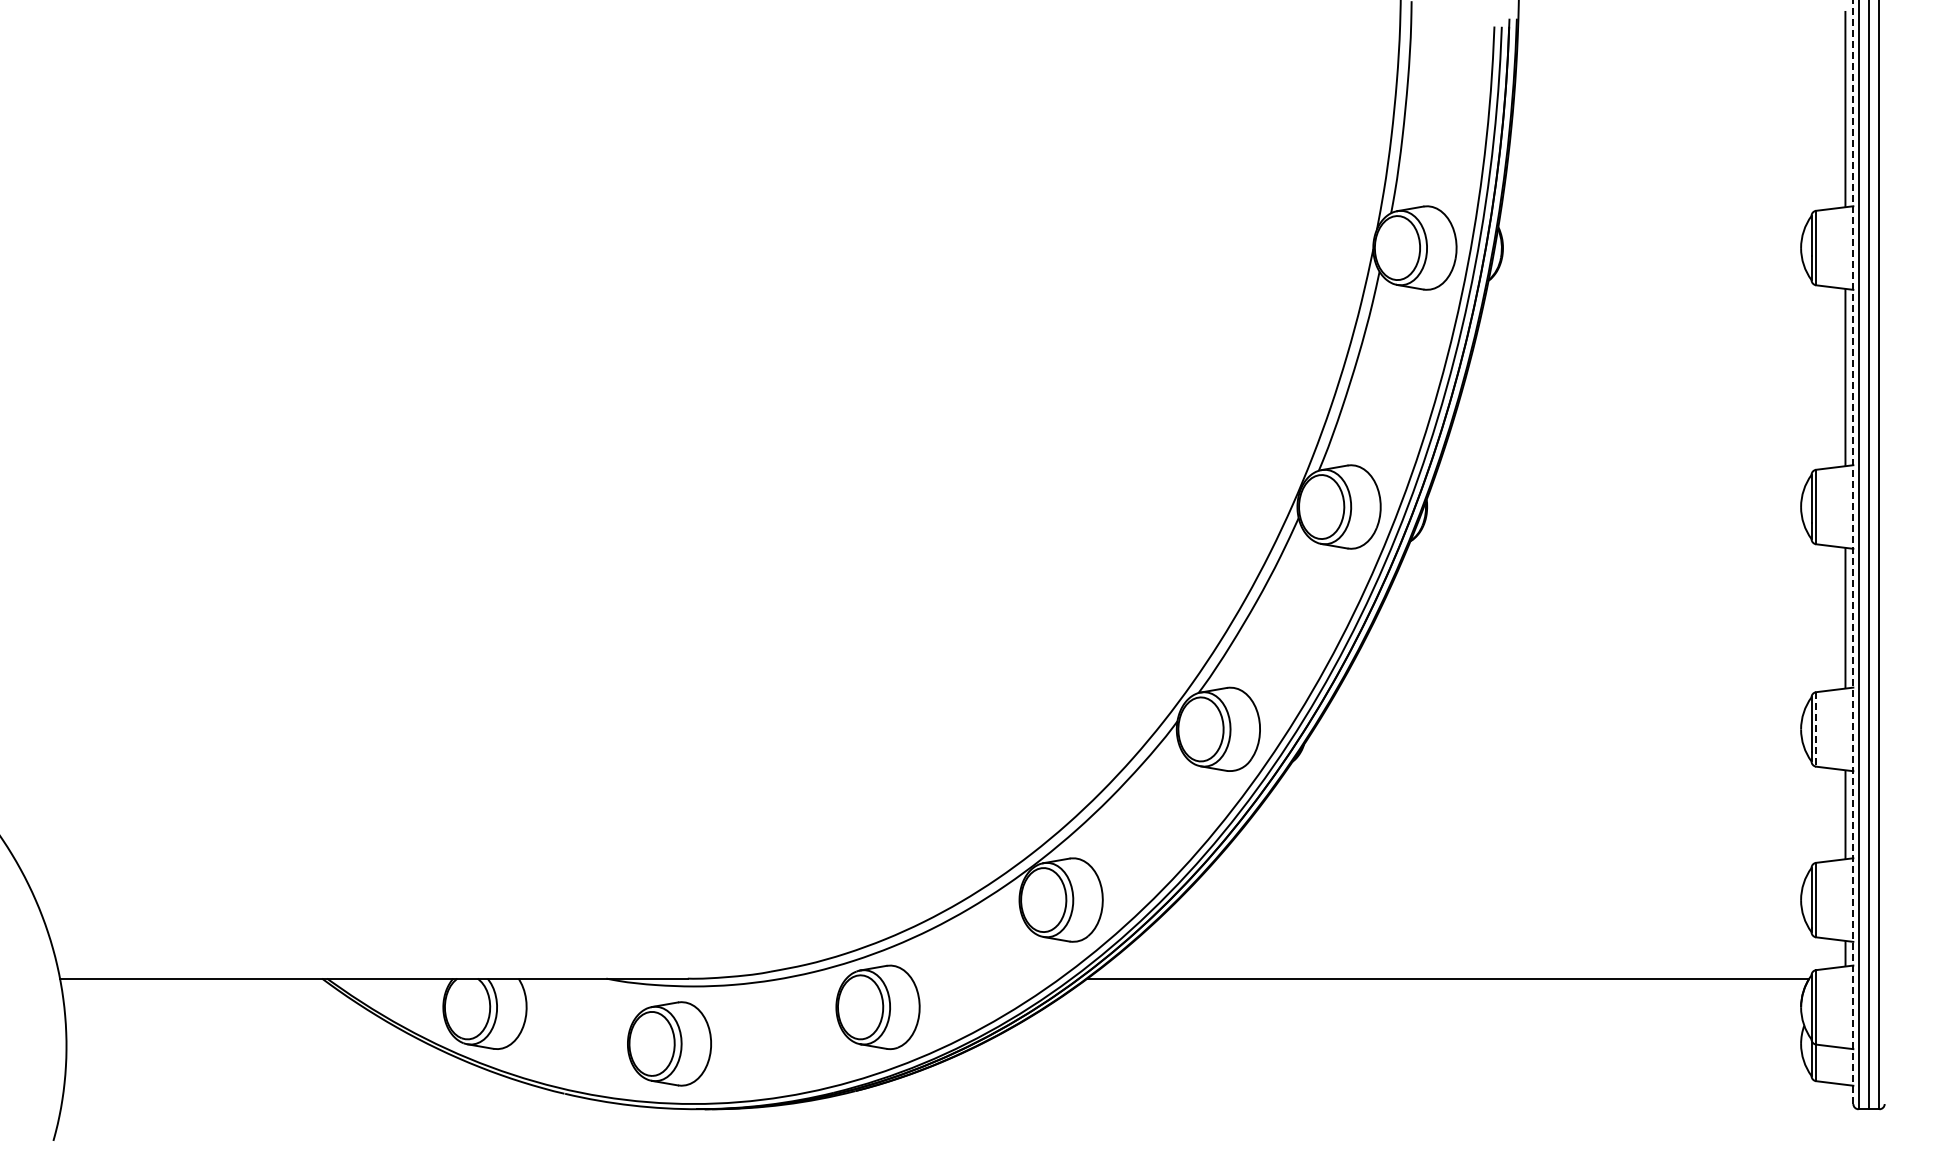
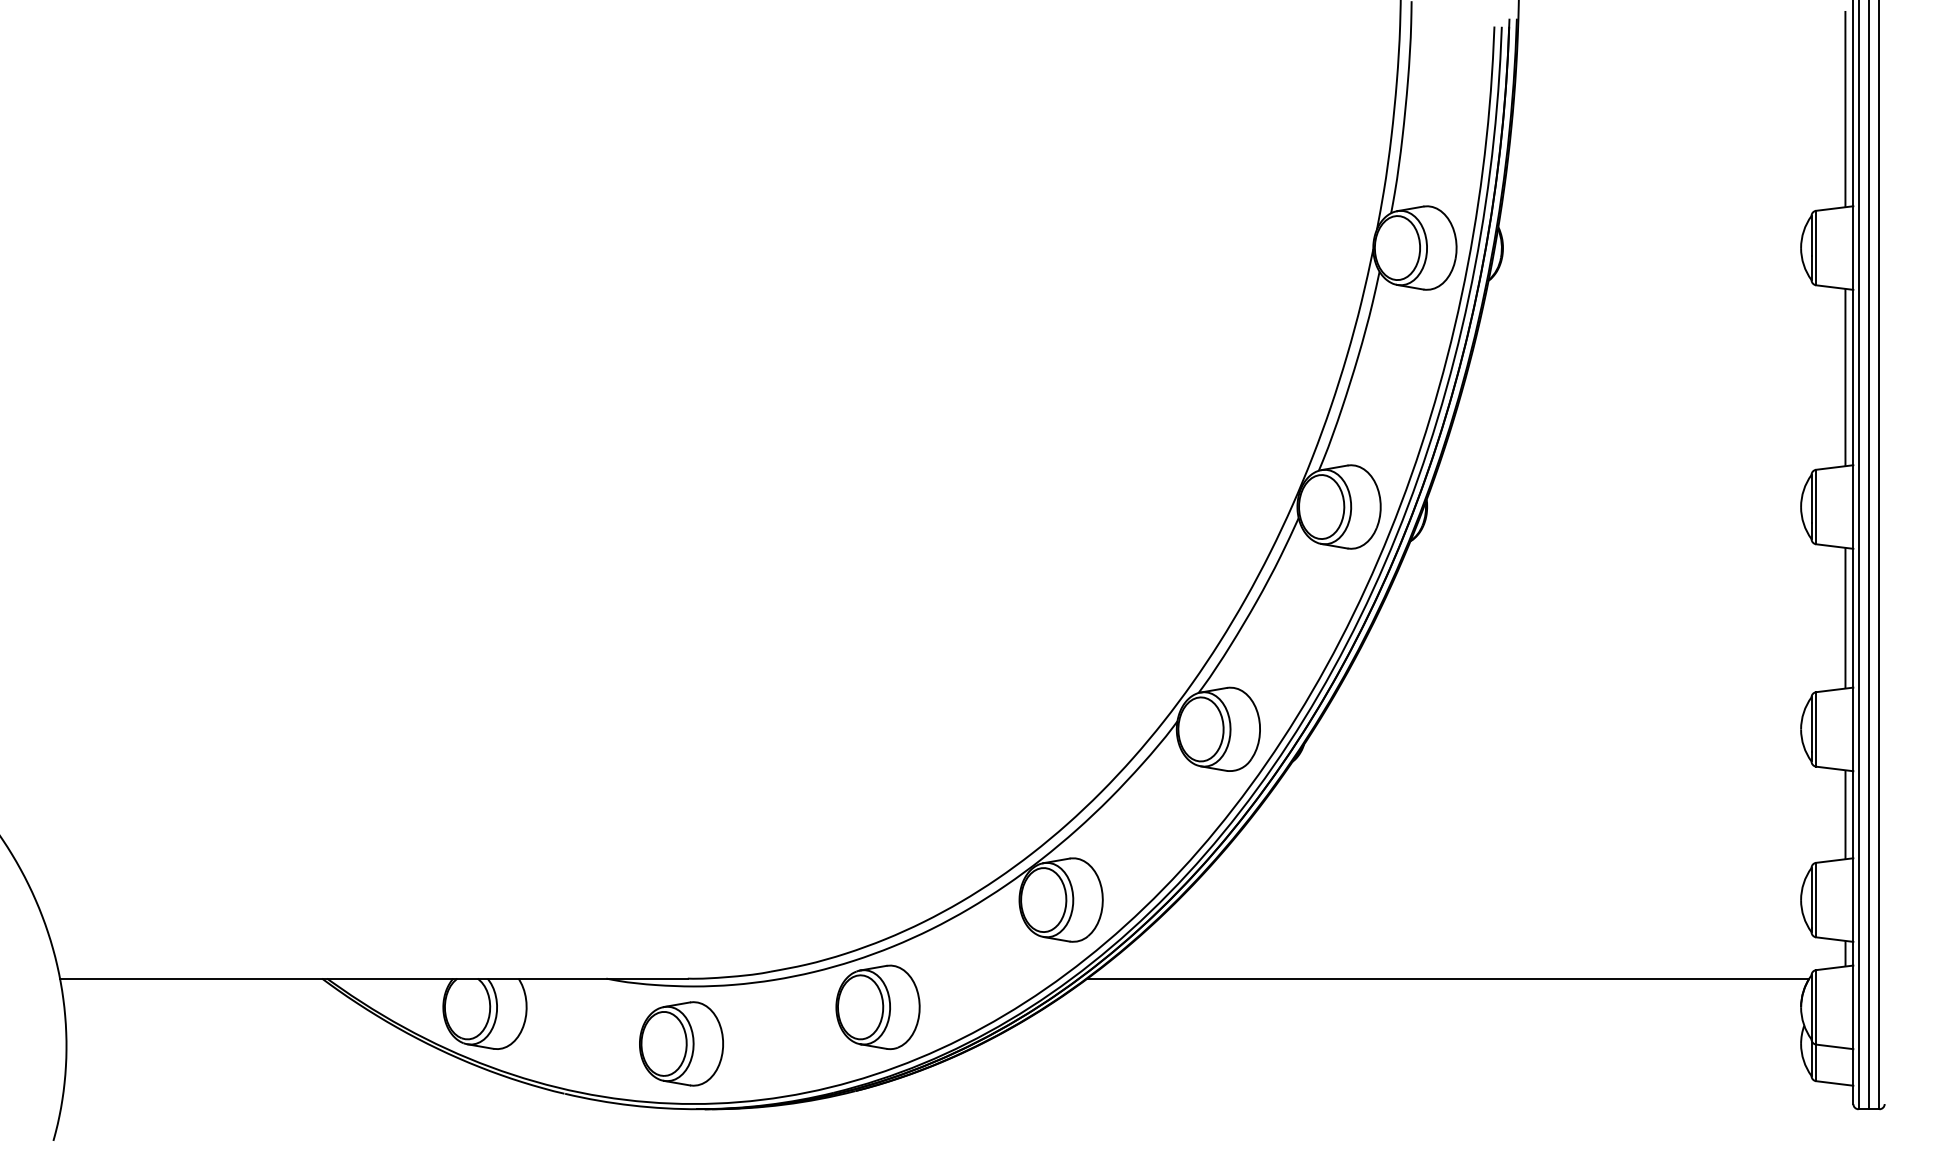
line: dashed -> solid (1853, 552)
line: dashed -> solid (1816, 729)
part position: (669, 1043) -> (681, 1043) (681, 1043)
